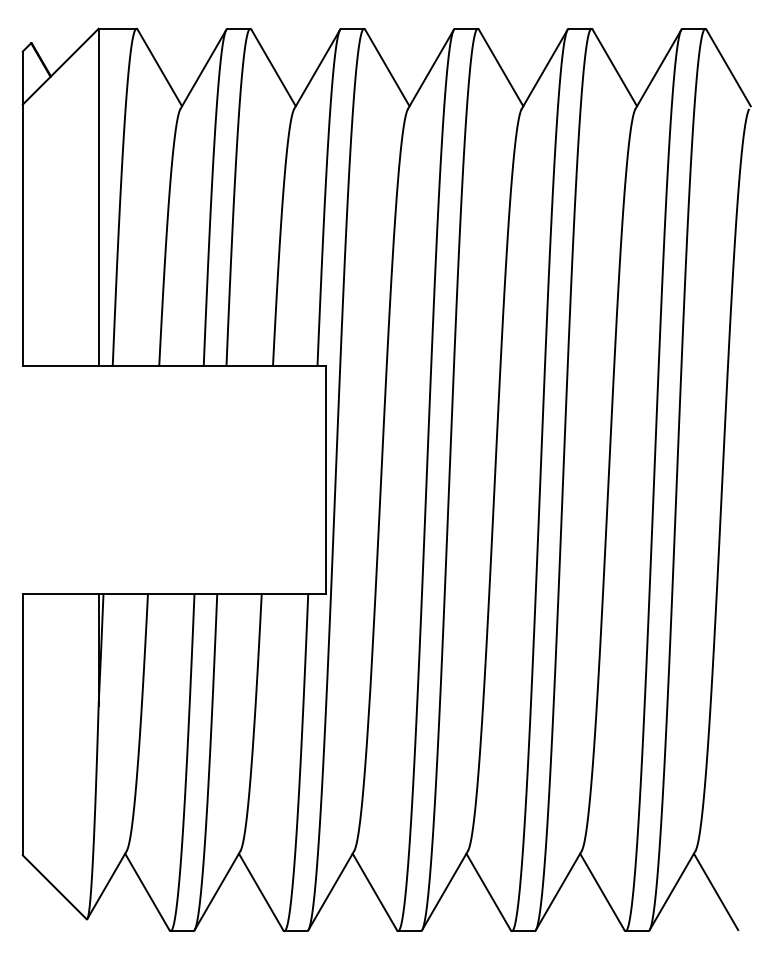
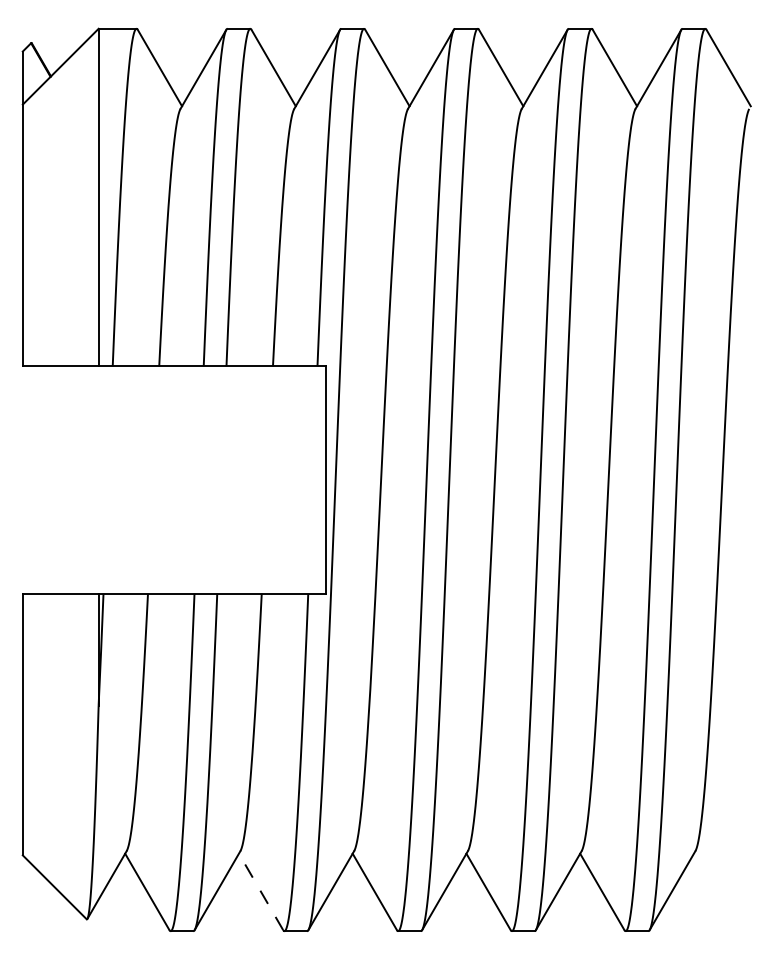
line: solid -> dashed (260, 891)
line: present -> none (715, 891)
